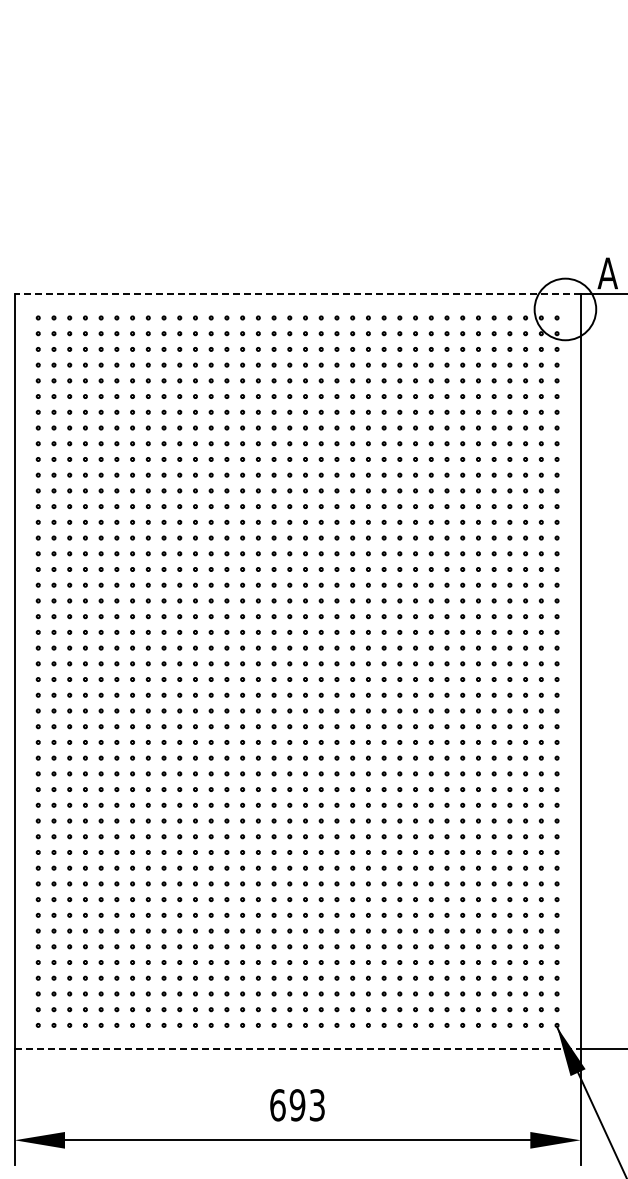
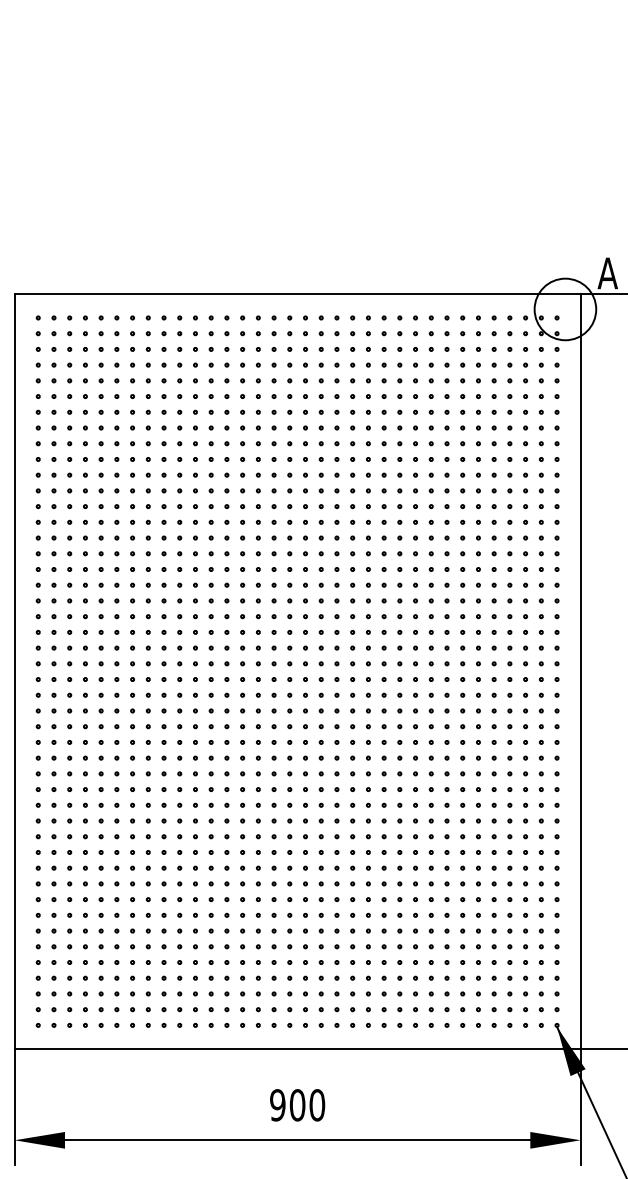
line: dashed -> solid (297, 294)
line: dashed -> solid (297, 1048)
text: 693 -> 900 (297, 1105)
